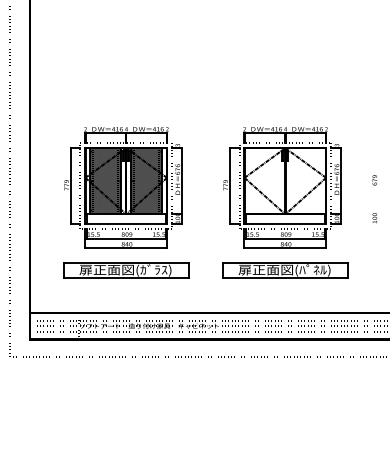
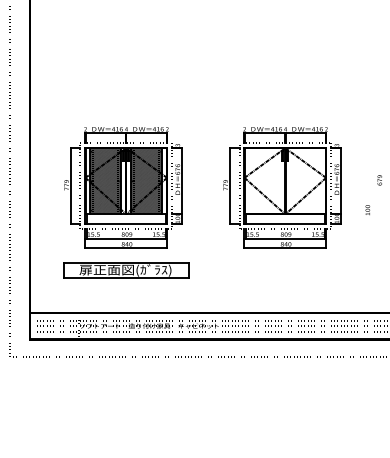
text position: (374, 180) -> (379, 180) (379, 180)
text position: (374, 218) -> (367, 210) (367, 210)
part: present -> none (285, 270)
